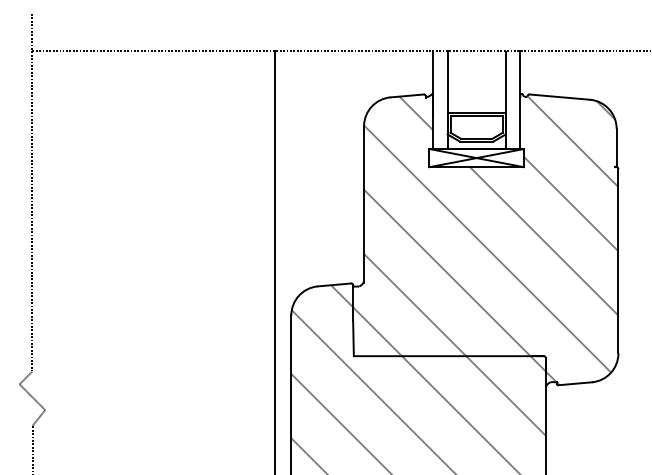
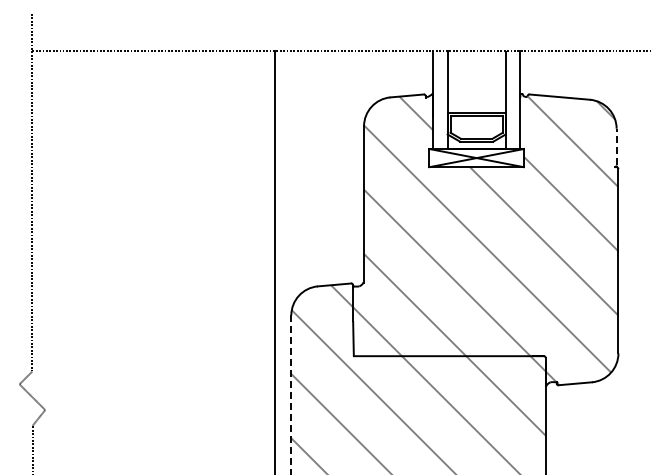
line: solid -> dashed (616, 146)
line: solid -> dashed (291, 395)
